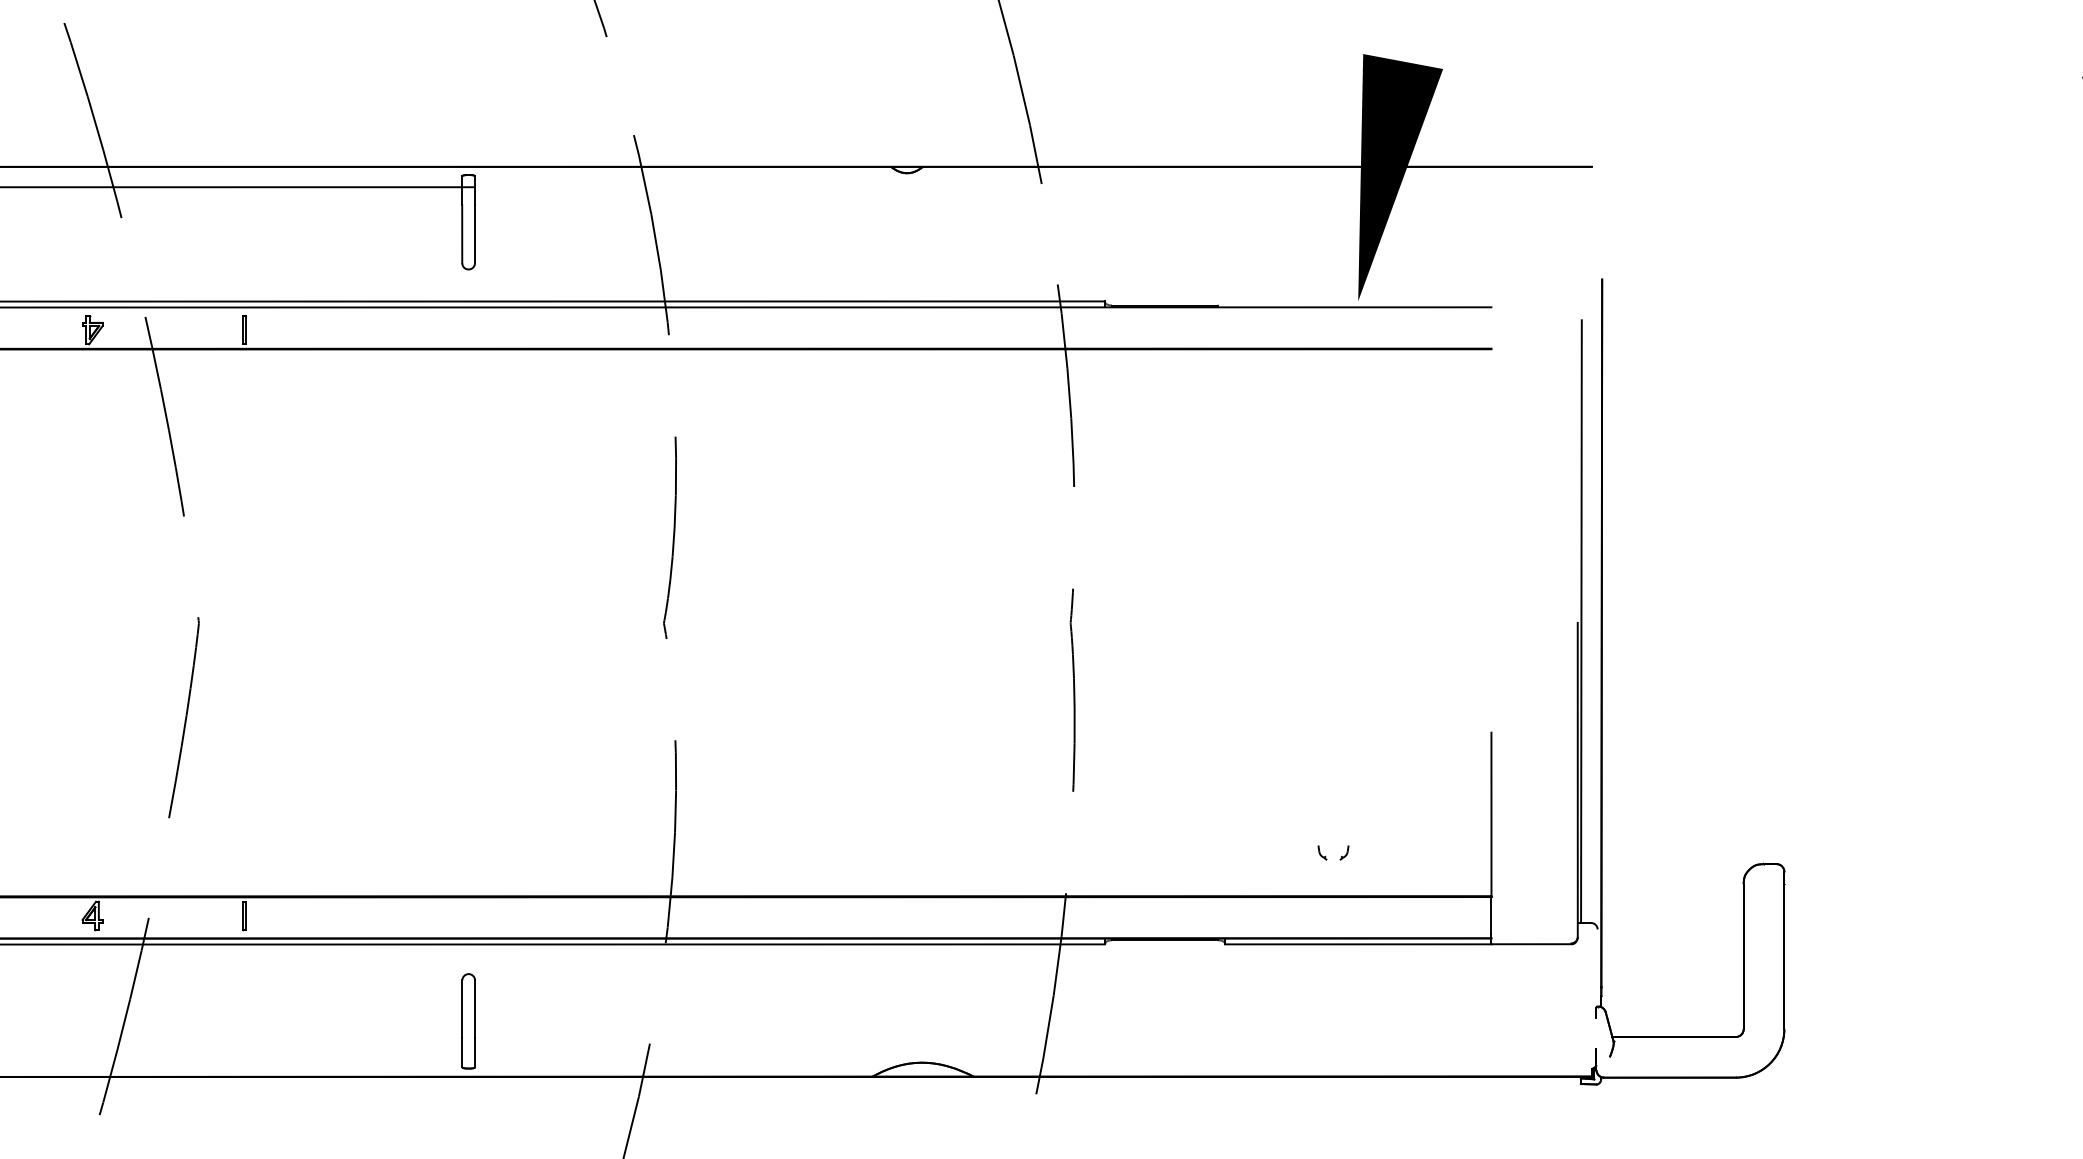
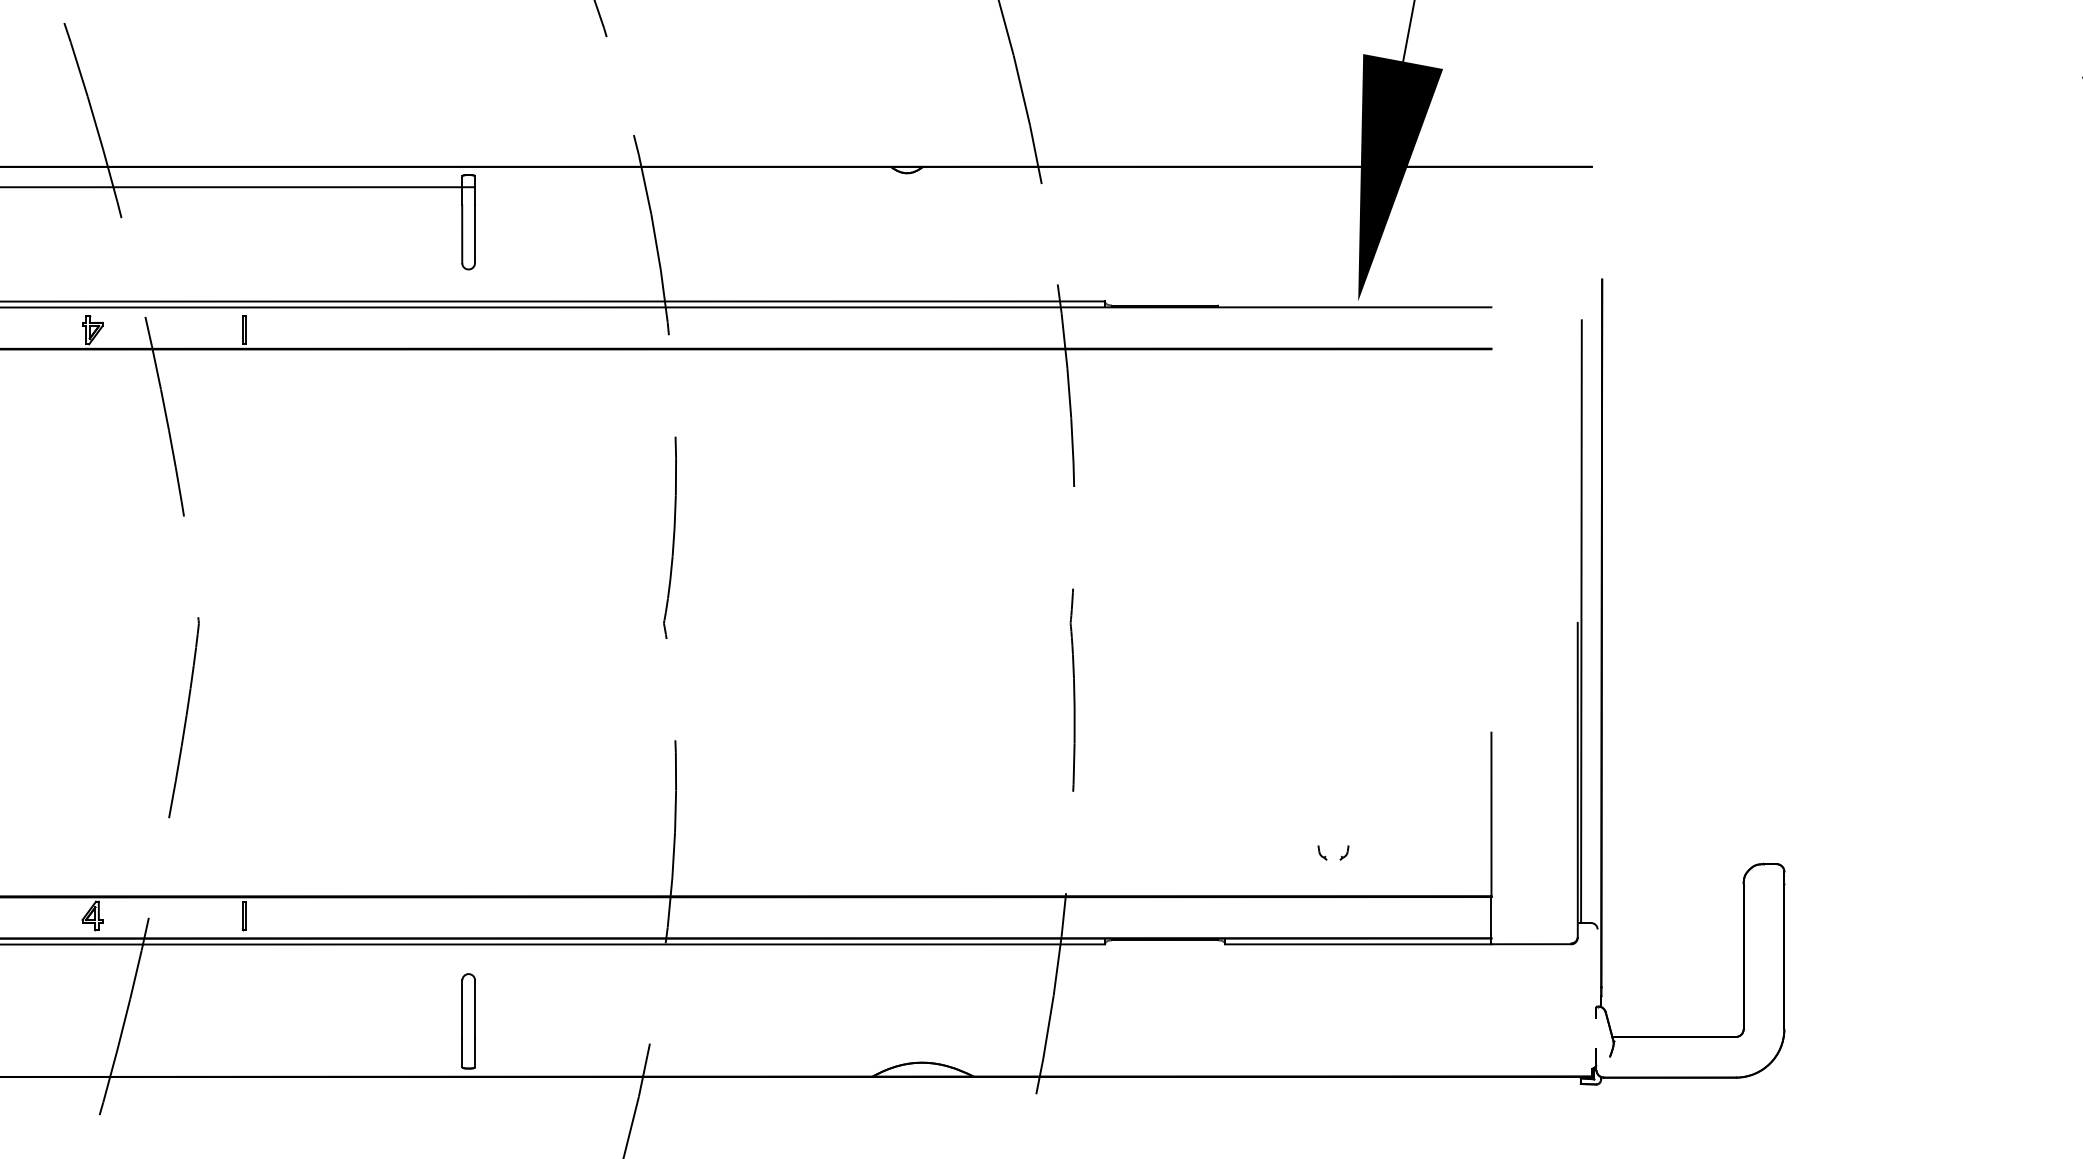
line: none -> present (1408, 31)
